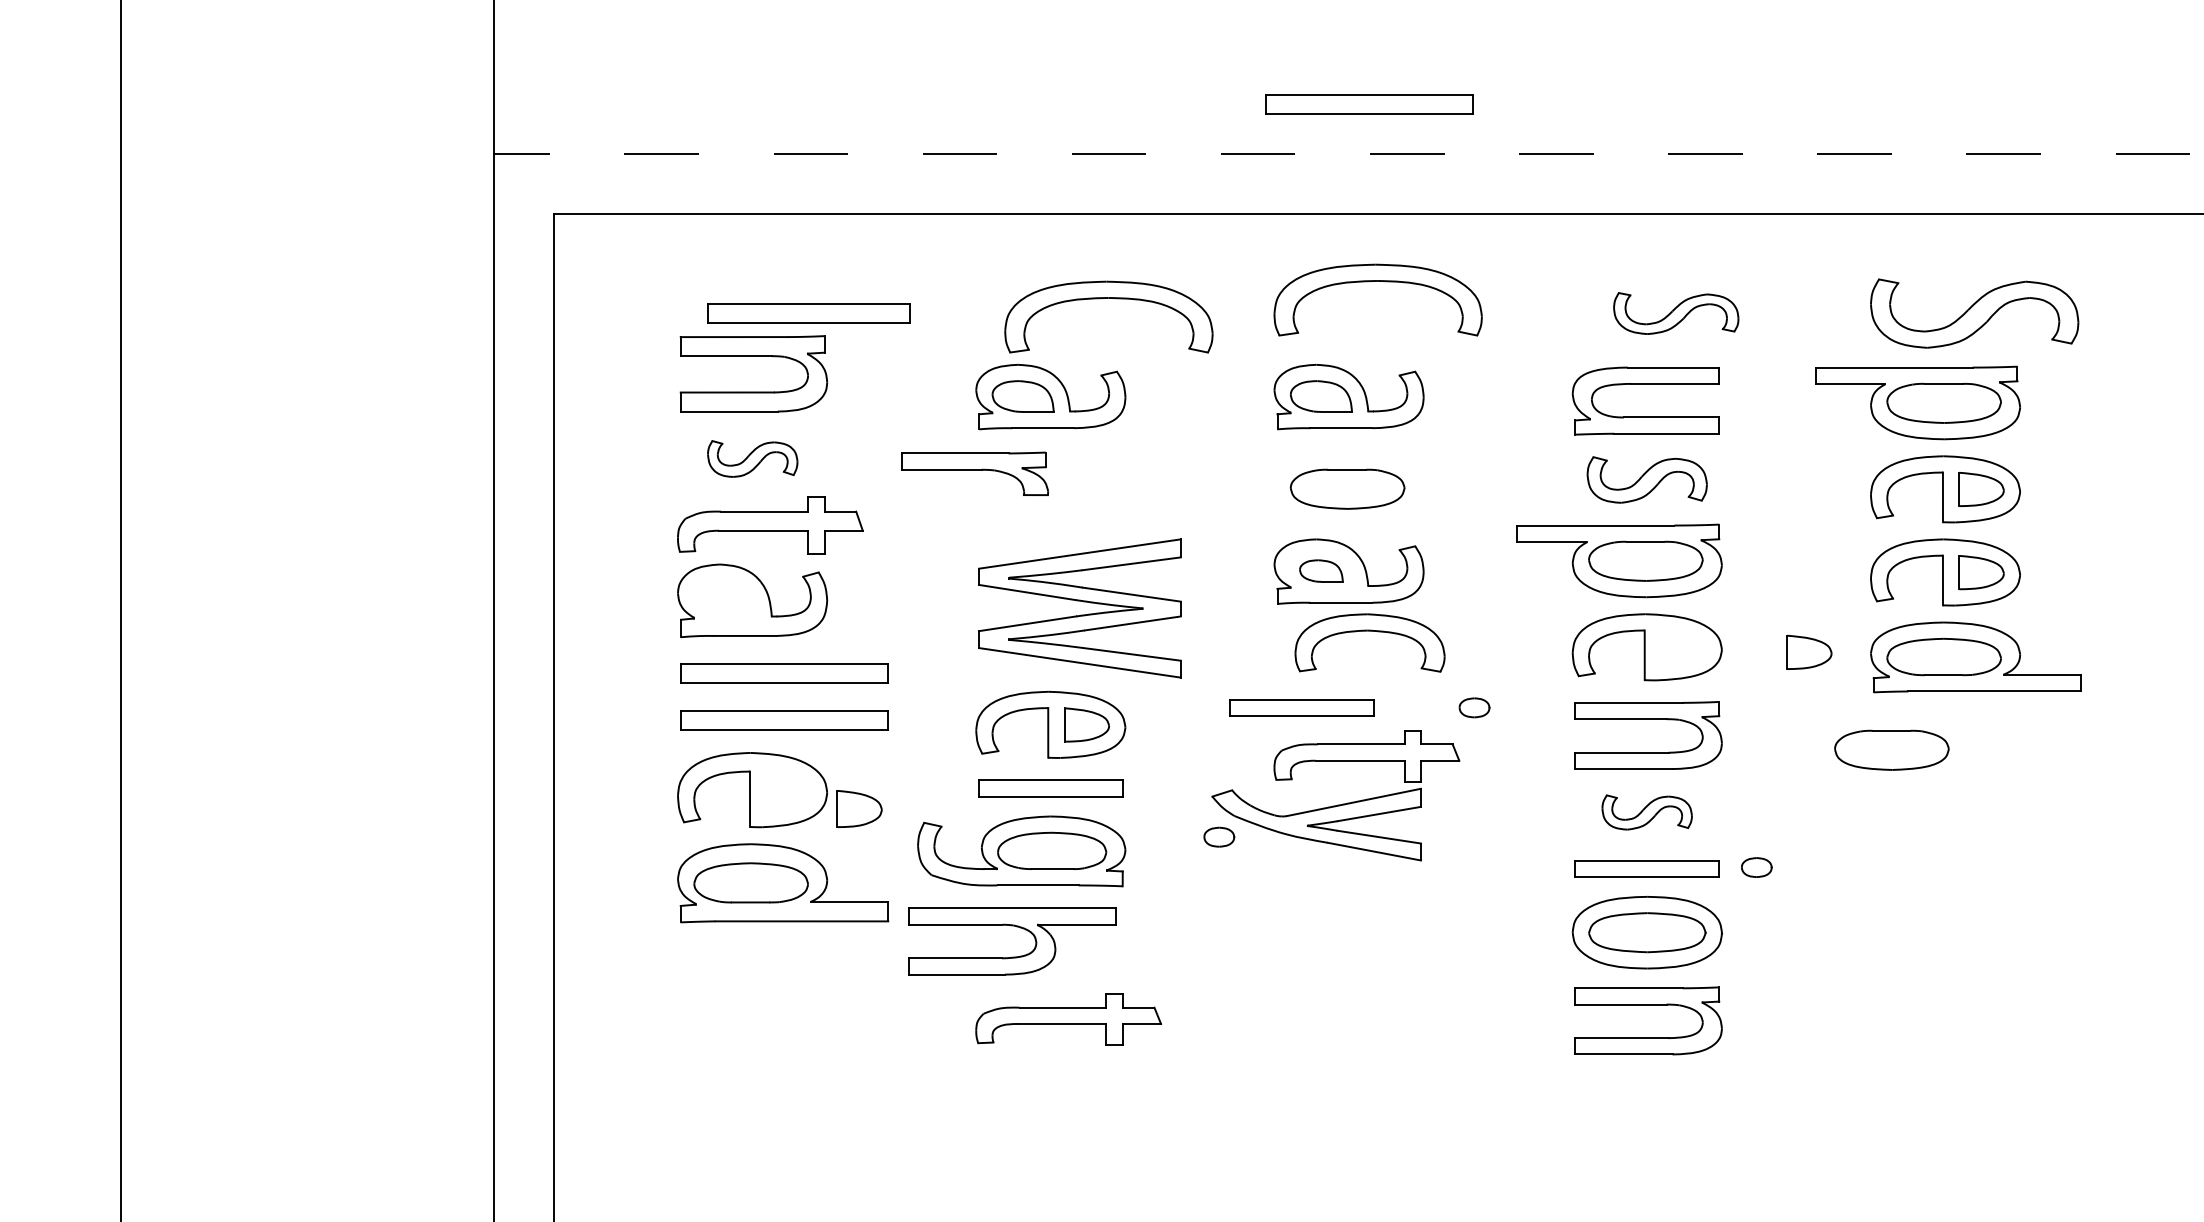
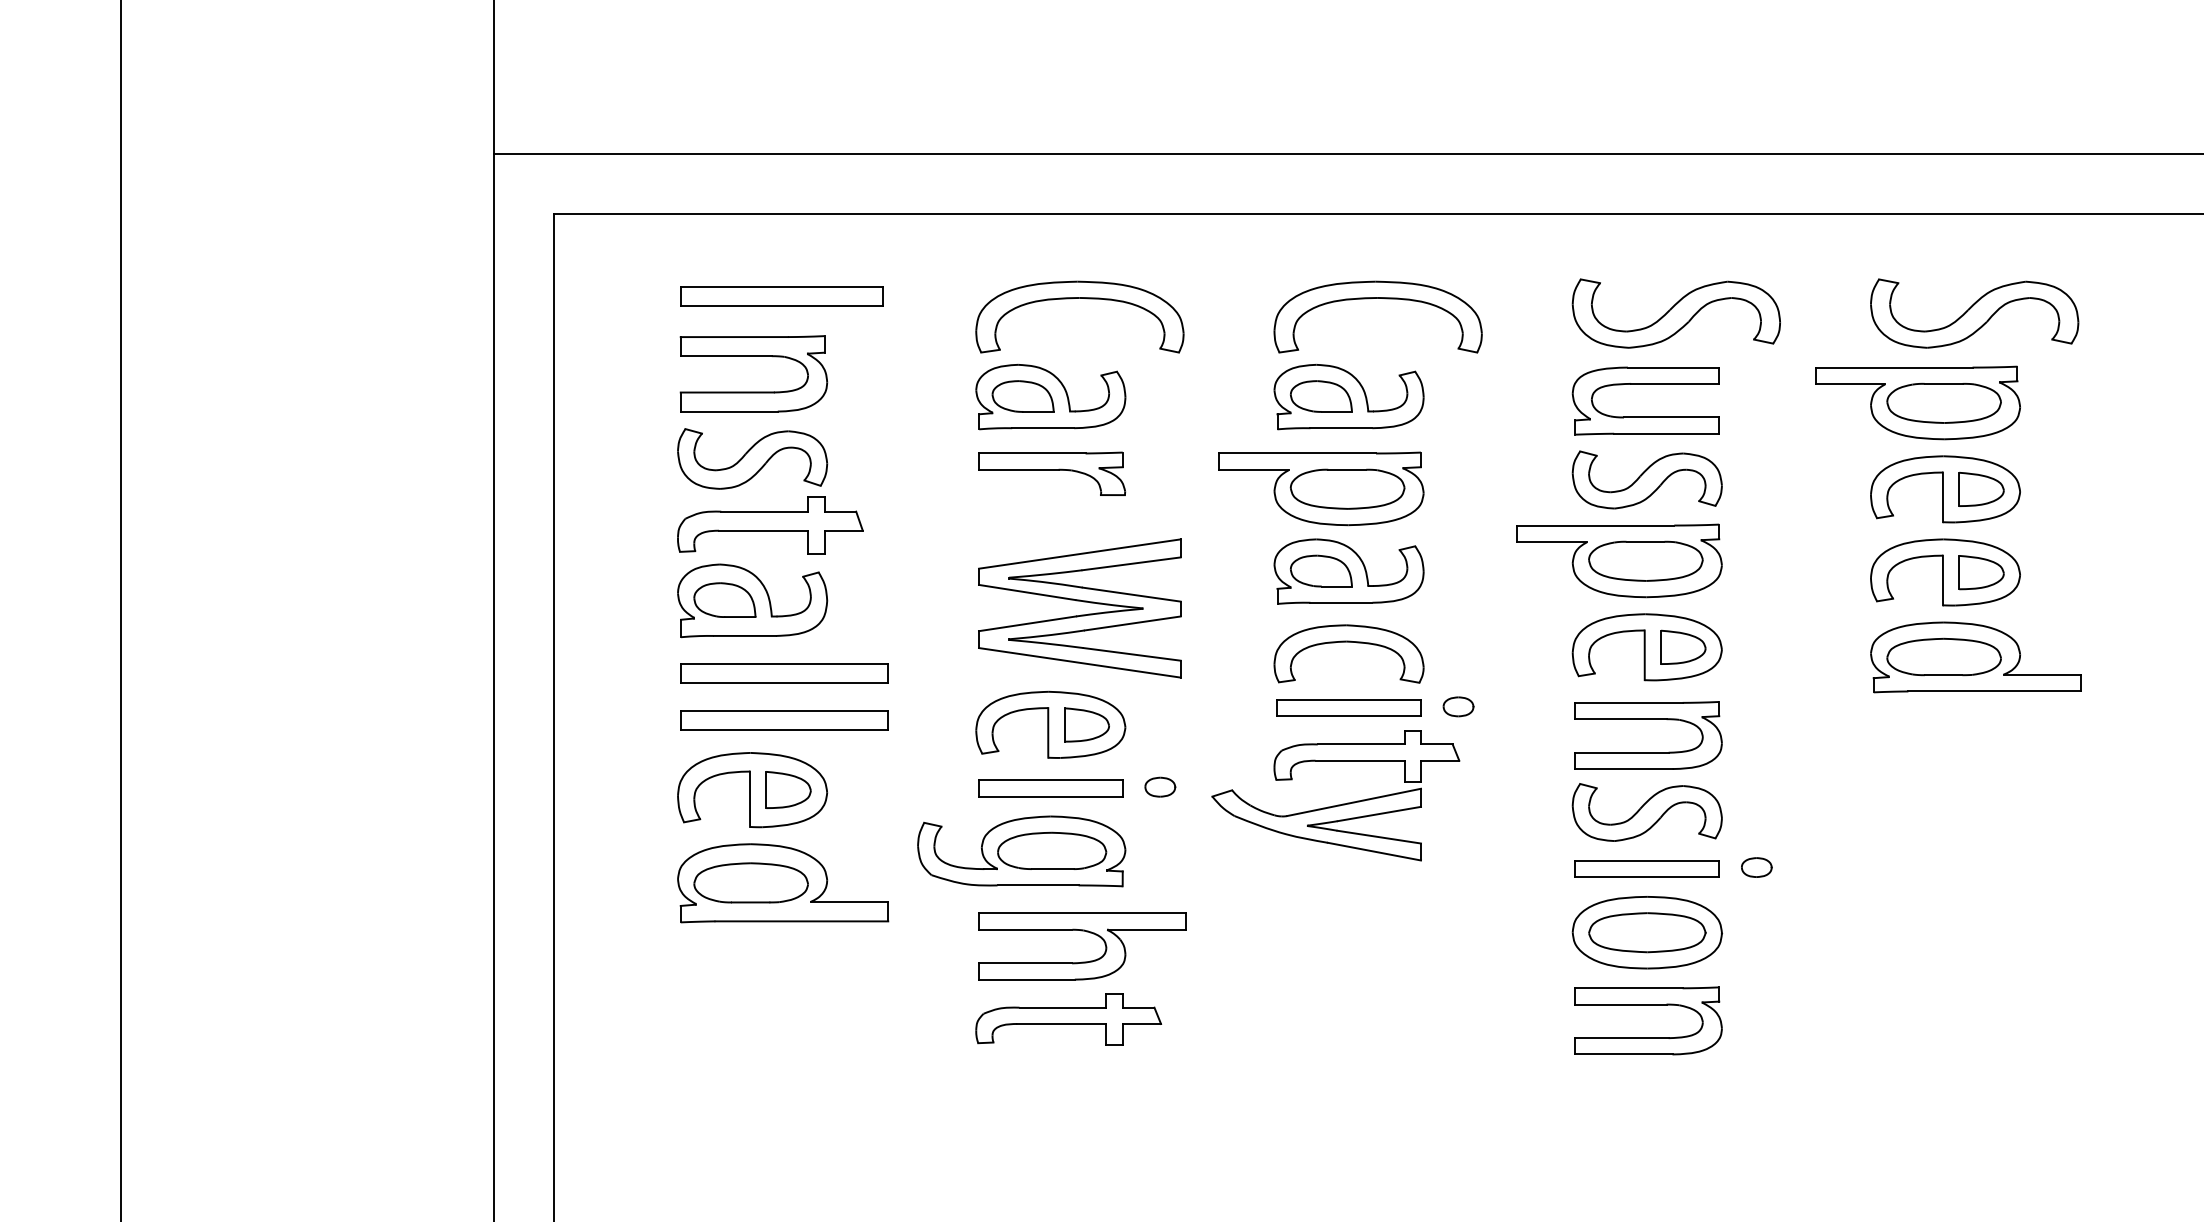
part: present -> none (1369, 104)
line: dashed -> solid (1348, 153)
part position: (1377, 281) -> (1377, 298) (1377, 298)
part position: (1108, 298) -> (1079, 298) (1079, 298)
part position: (808, 313) -> (781, 296) (781, 296)
part size: 127x43 px -> 210x71 px (1675, 313)
part size: 92x38 px -> 152x62 px (752, 458)
part position: (974, 473) -> (1051, 473) (1051, 473)
part size: 122x48 px -> 152x60 px (1646, 479)
part: none -> present (1321, 488)
part size: 45x24 px -> 63x34 px (1321, 570)
part: none -> present (724, 599)
part position: (1369, 631) -> (1348, 642) (1348, 642)
part position: (1809, 651) -> (1683, 646) (1683, 646)
part position: (1301, 707) -> (1348, 707) (1348, 707)
part position: (1474, 707) -> (1458, 706) (1458, 706)
part: present -> none (1891, 749)
part position: (859, 808) -> (788, 789) (788, 789)
part size: 92x37 px -> 152x59 px (1646, 812)
part position: (1219, 836) -> (1160, 786) (1160, 786)
part position: (1016, 927) -> (1086, 932) (1086, 932)
